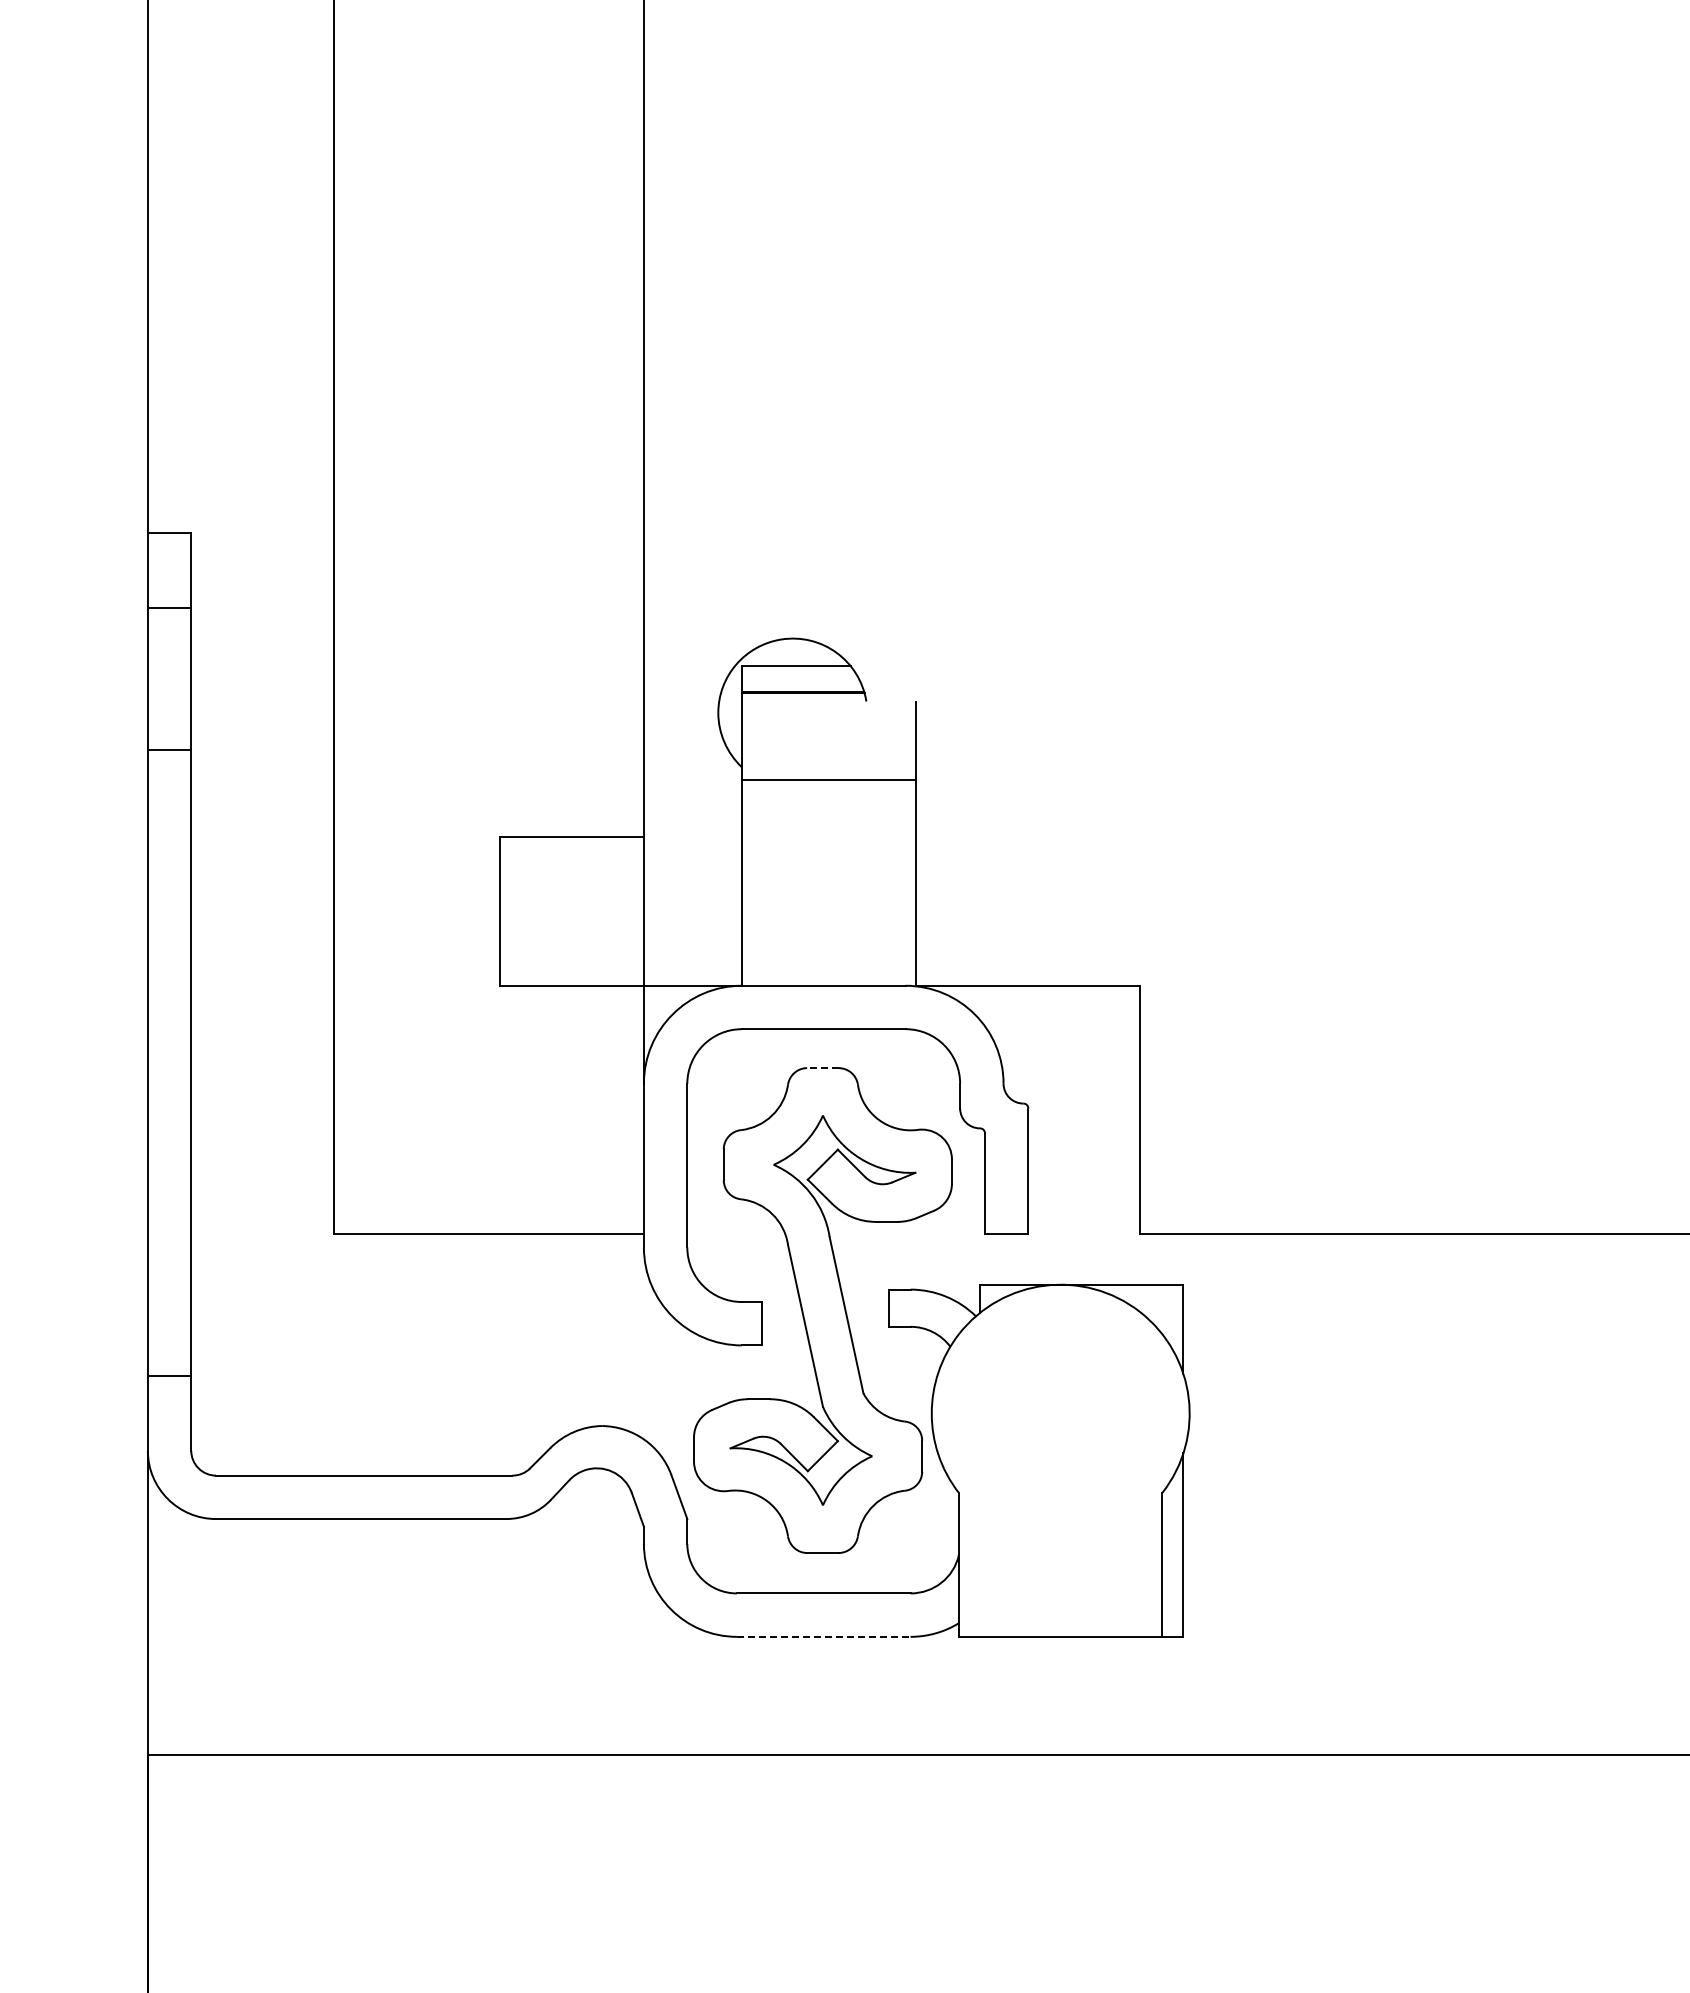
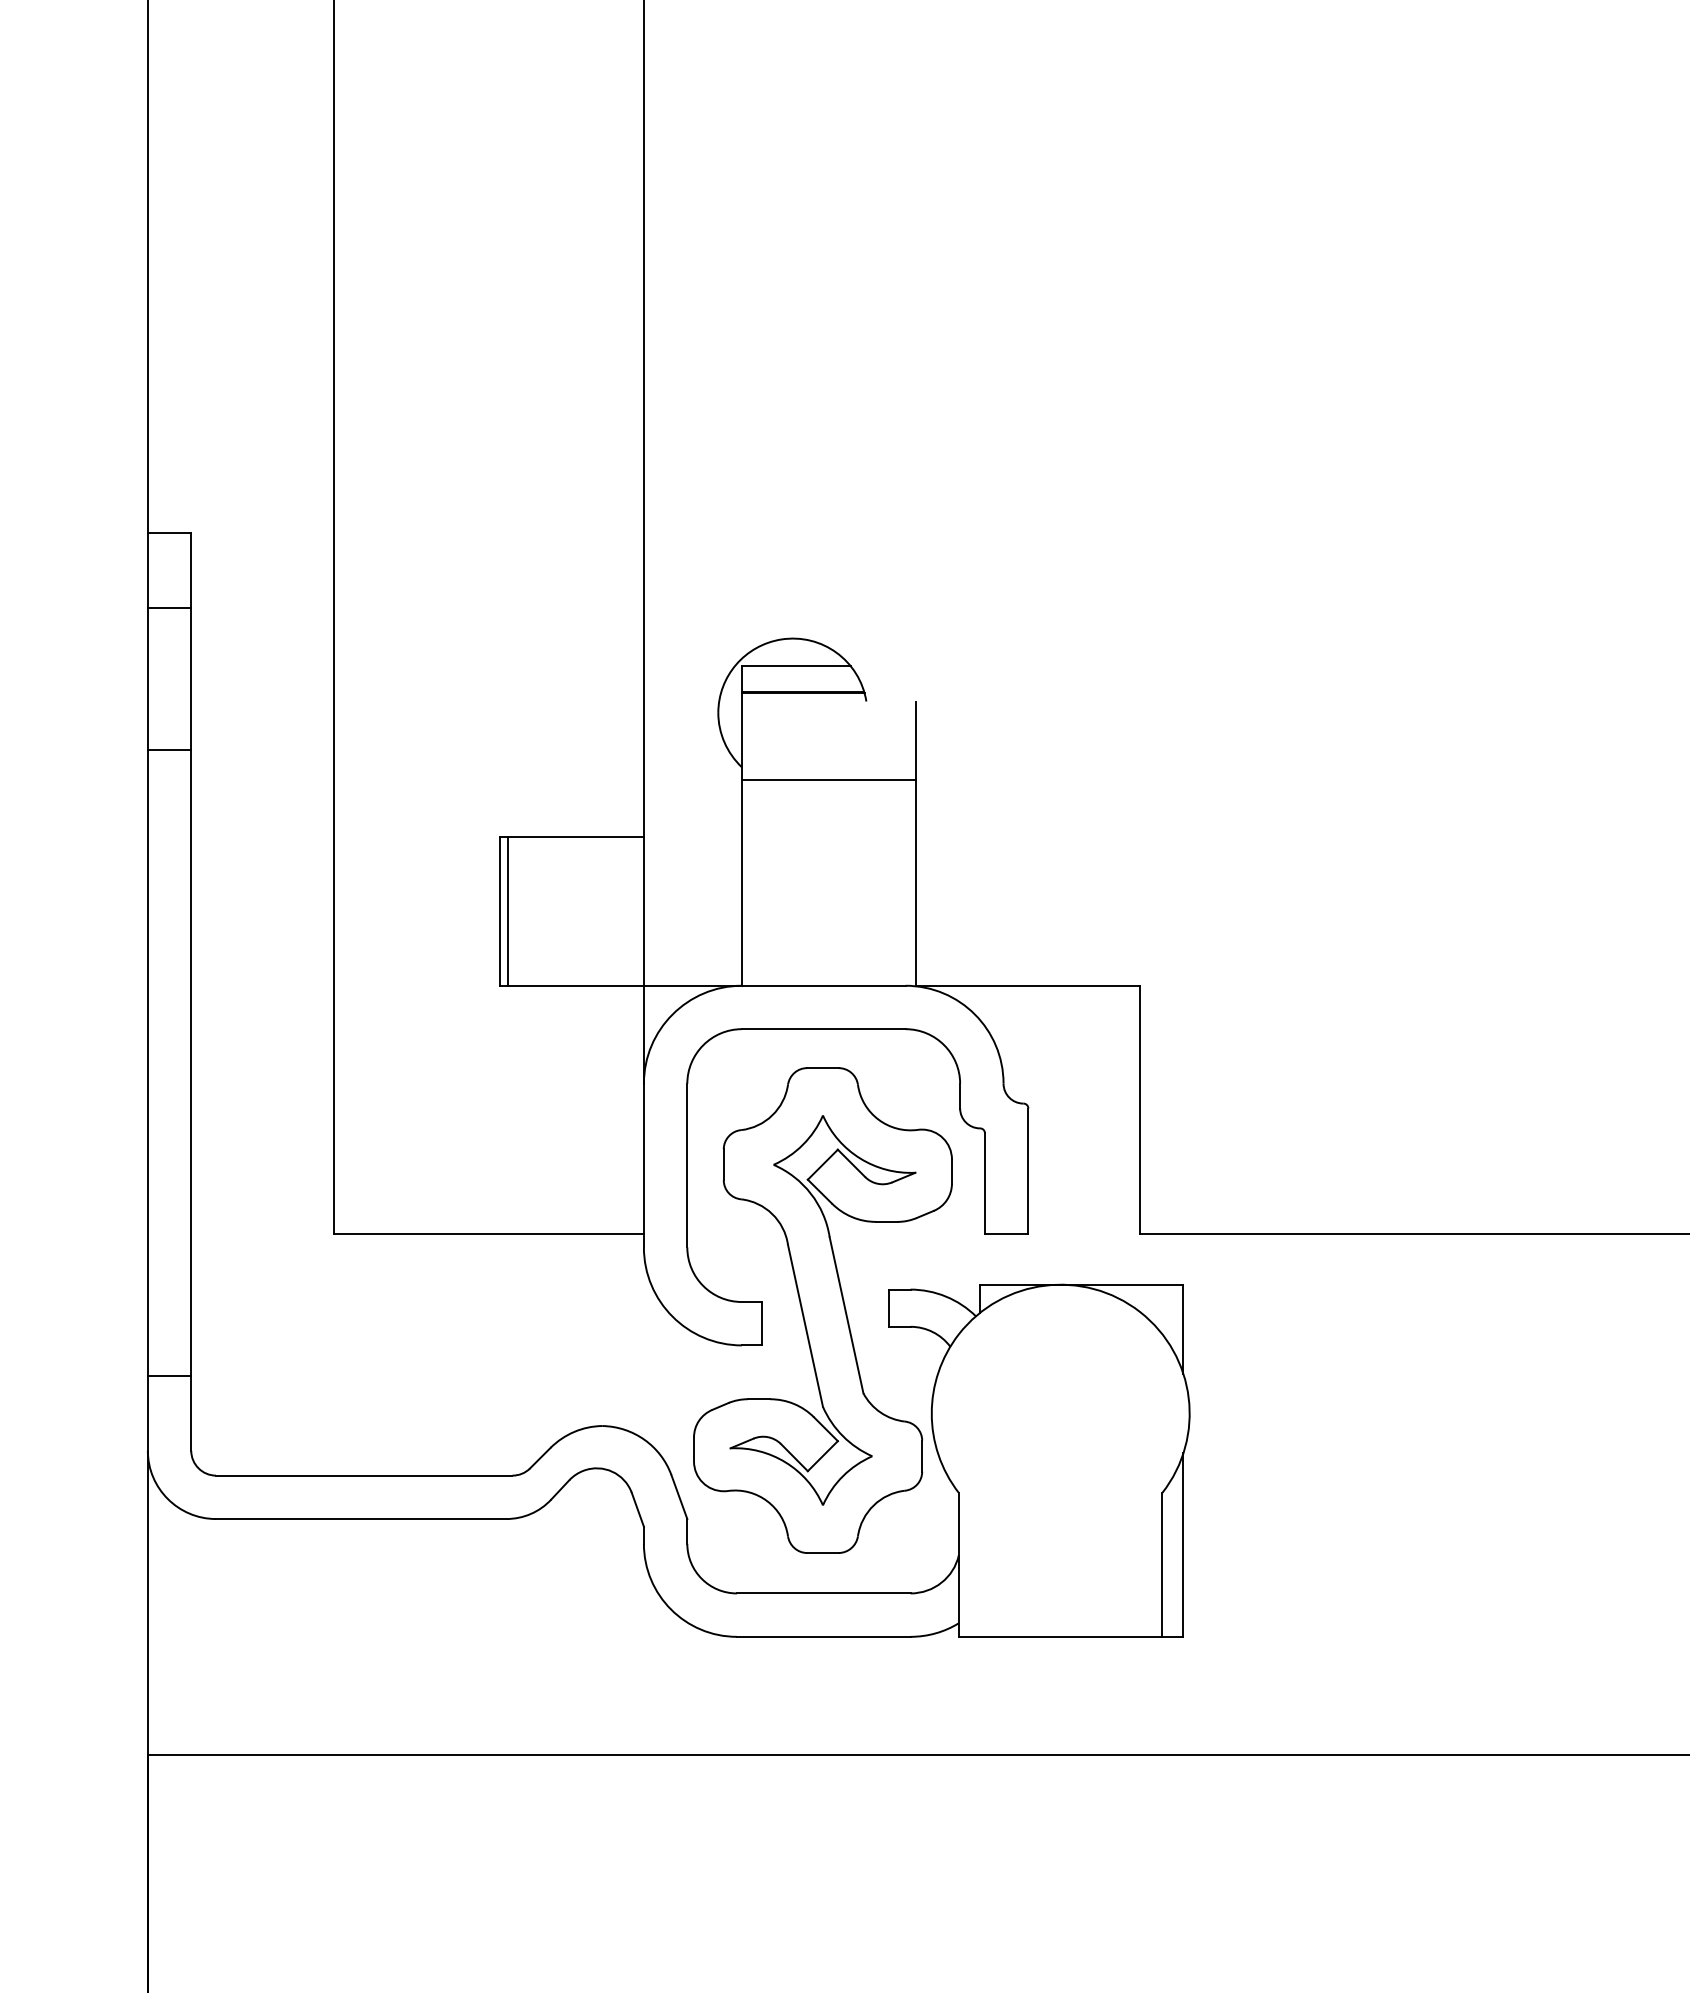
line: none -> present (507, 910)
line: dashed -> solid (822, 1068)
line: dashed -> solid (823, 1636)
